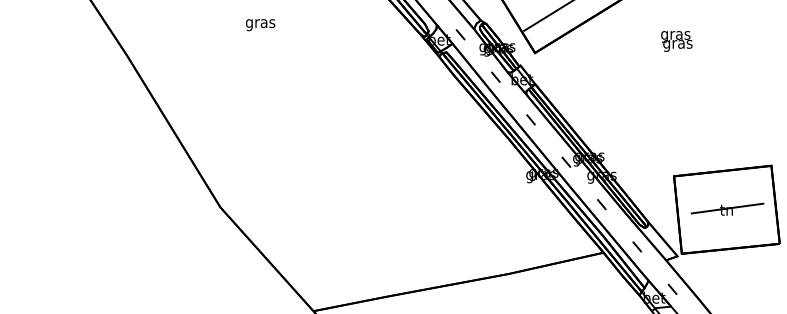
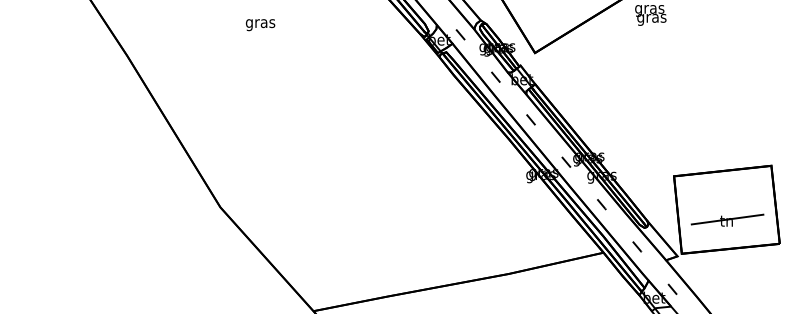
line: present -> none (547, 16)
text position: (676, 41) -> (650, 15) (650, 15)
part position: (727, 208) -> (727, 219) (727, 219)
